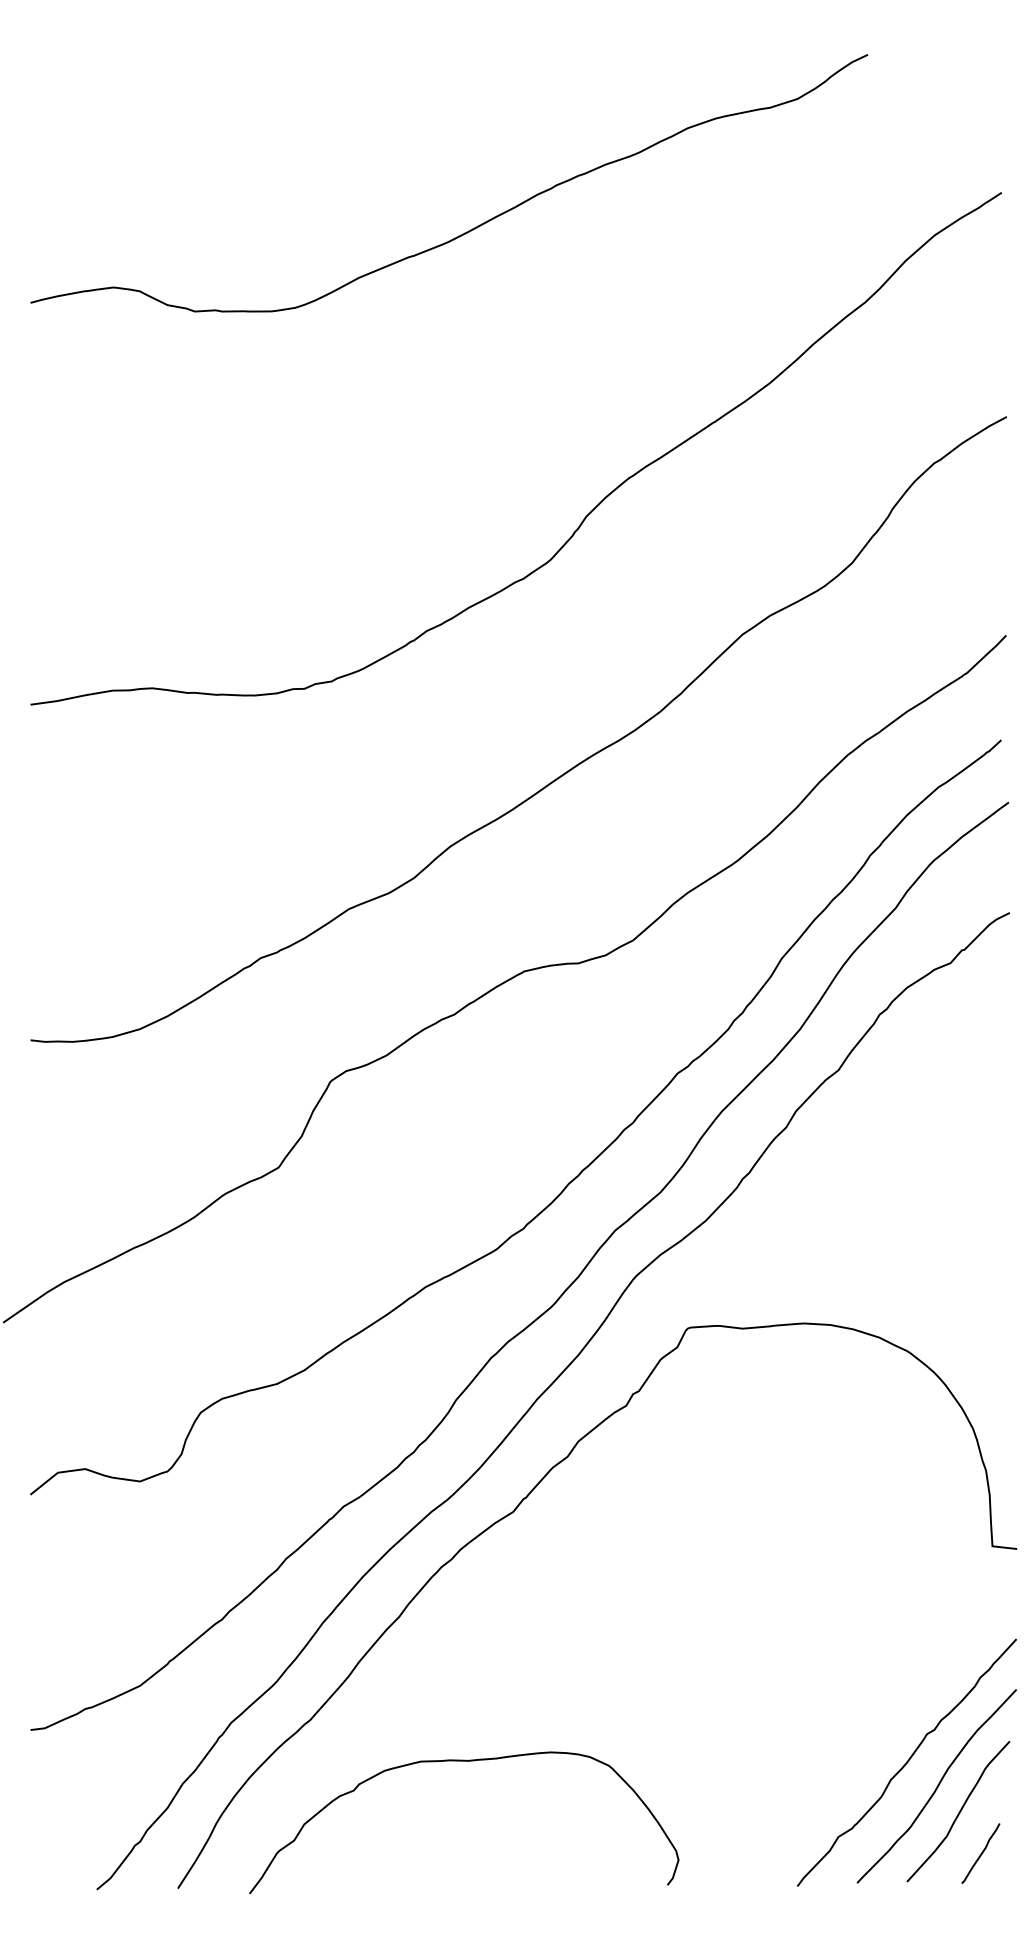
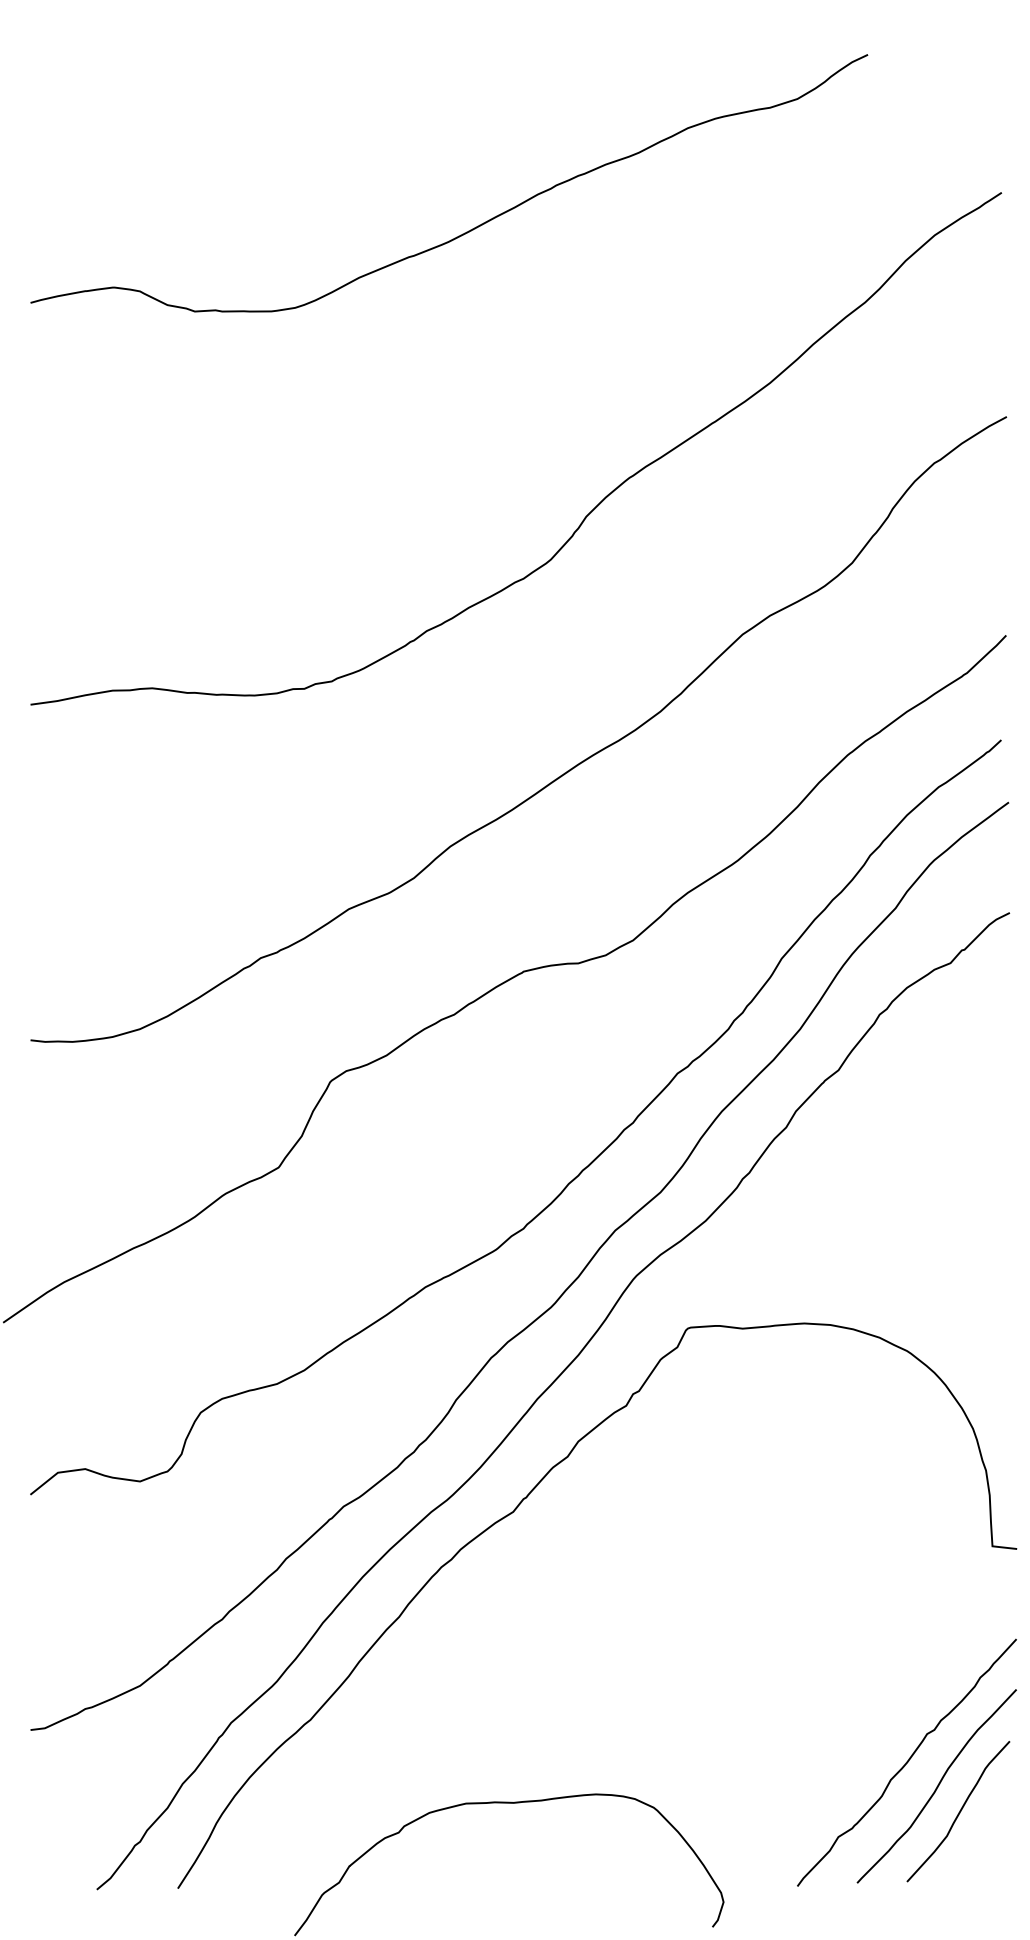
curve position: (464, 1761) -> (509, 1803) (509, 1803)
curve: present -> none (980, 1853)
